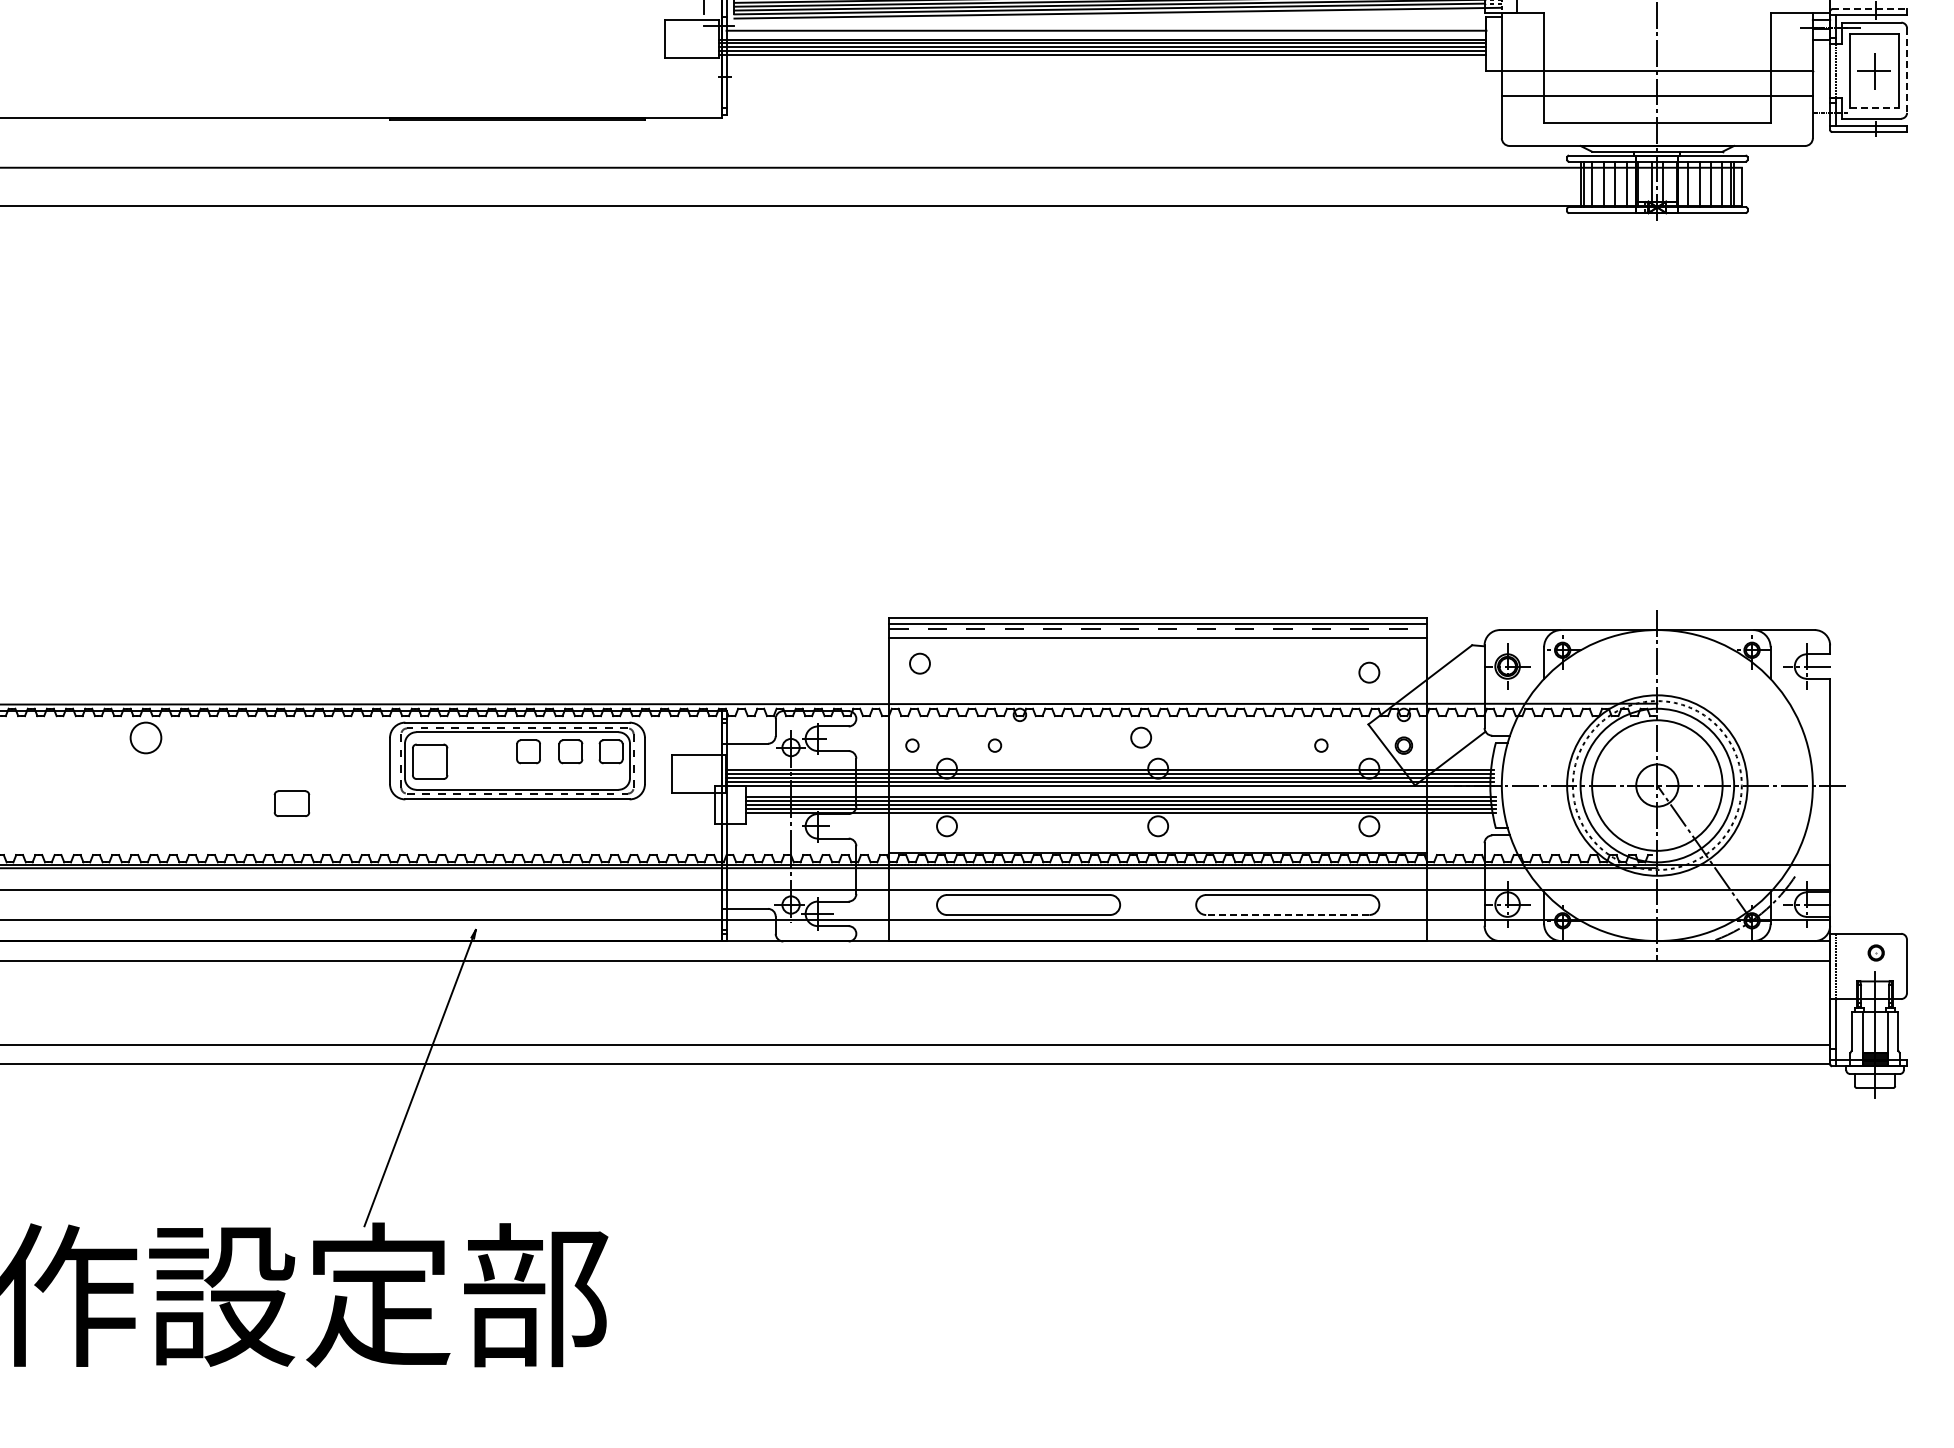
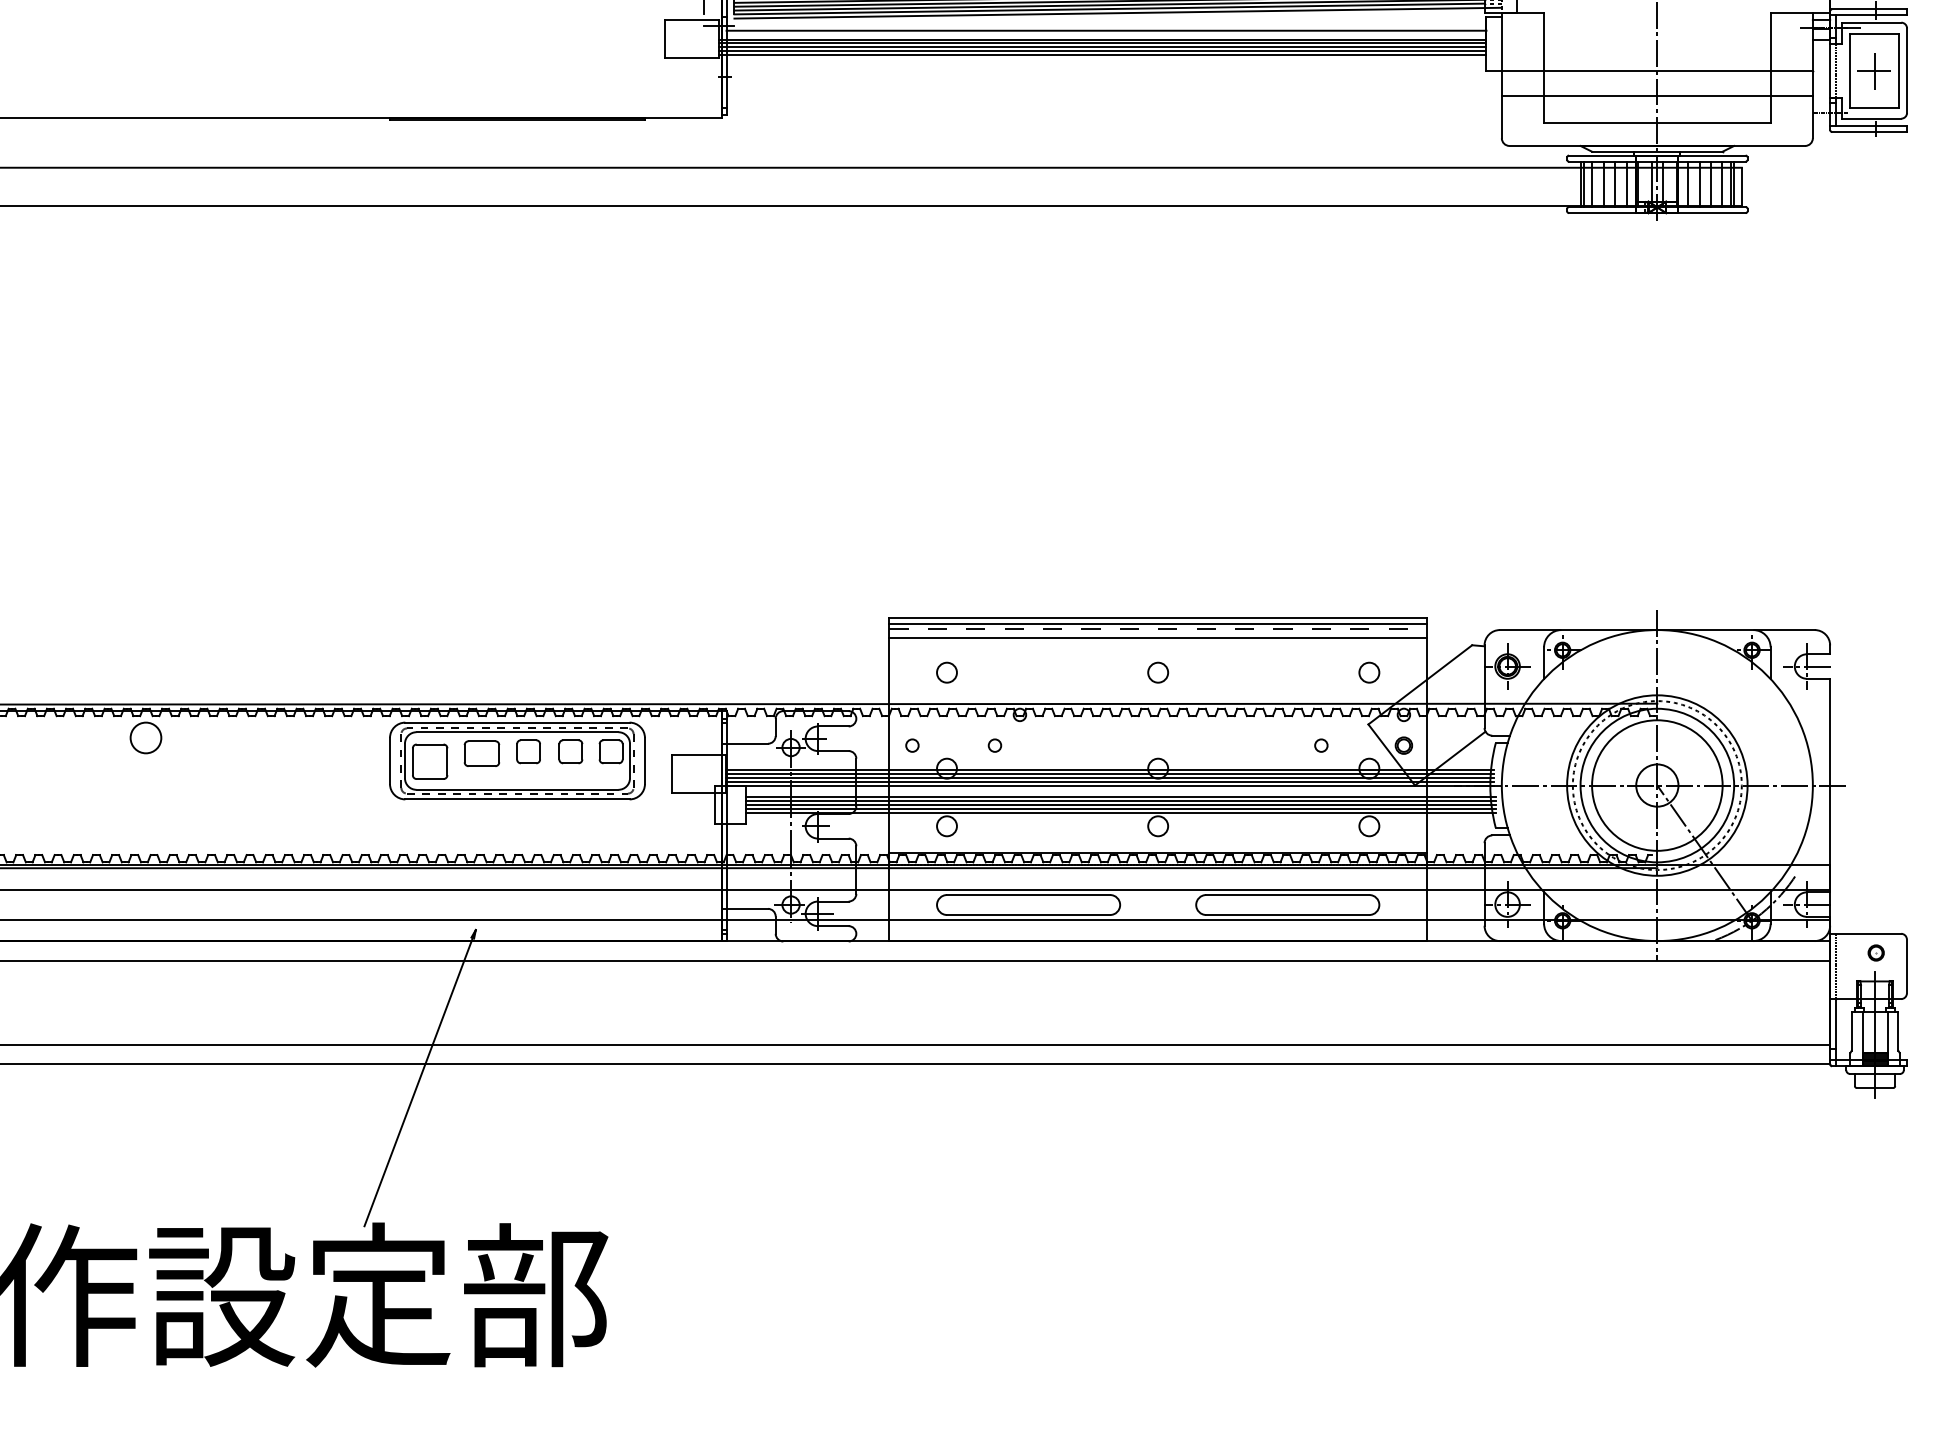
line: dashed -> solid (1870, 9)
line: dashed -> solid (1907, 71)
line: dashed -> solid (1874, 107)
circle position: (919, 663) -> (946, 672) (946, 672)
circle position: (1141, 737) -> (1158, 672) (1158, 672)
part position: (291, 803) -> (481, 753) (481, 753)
line: dashed -> solid (1287, 915)
